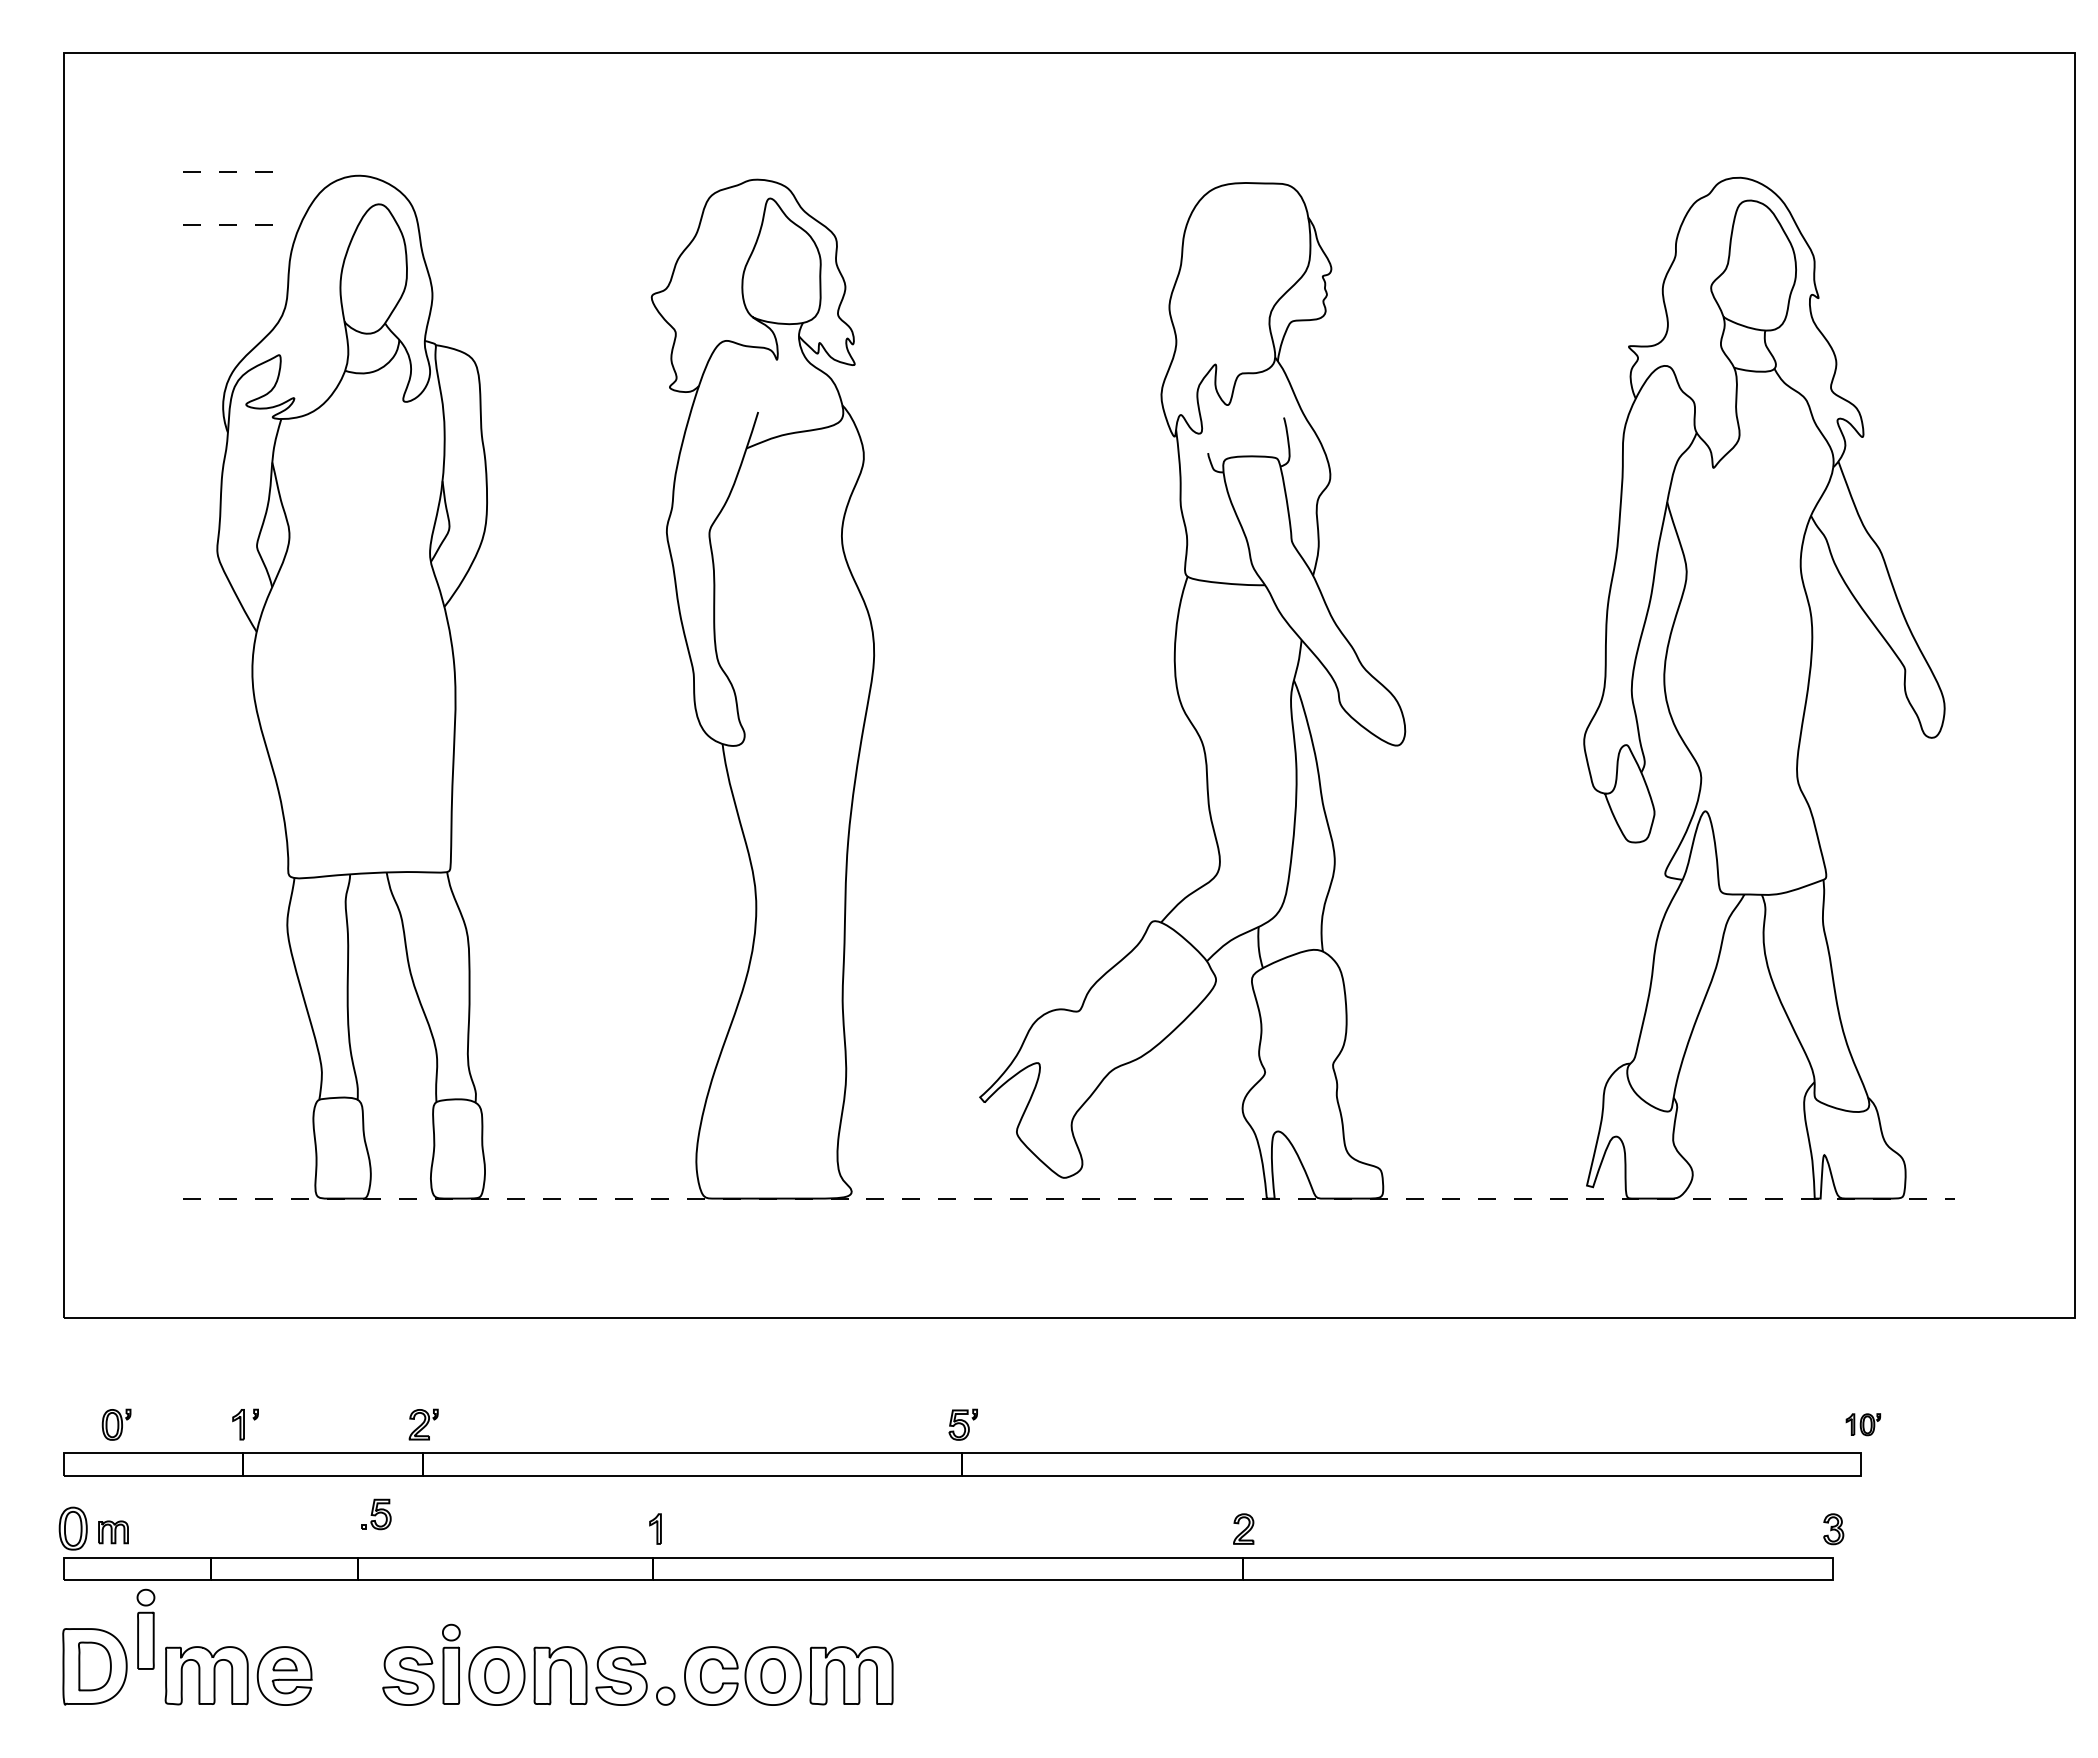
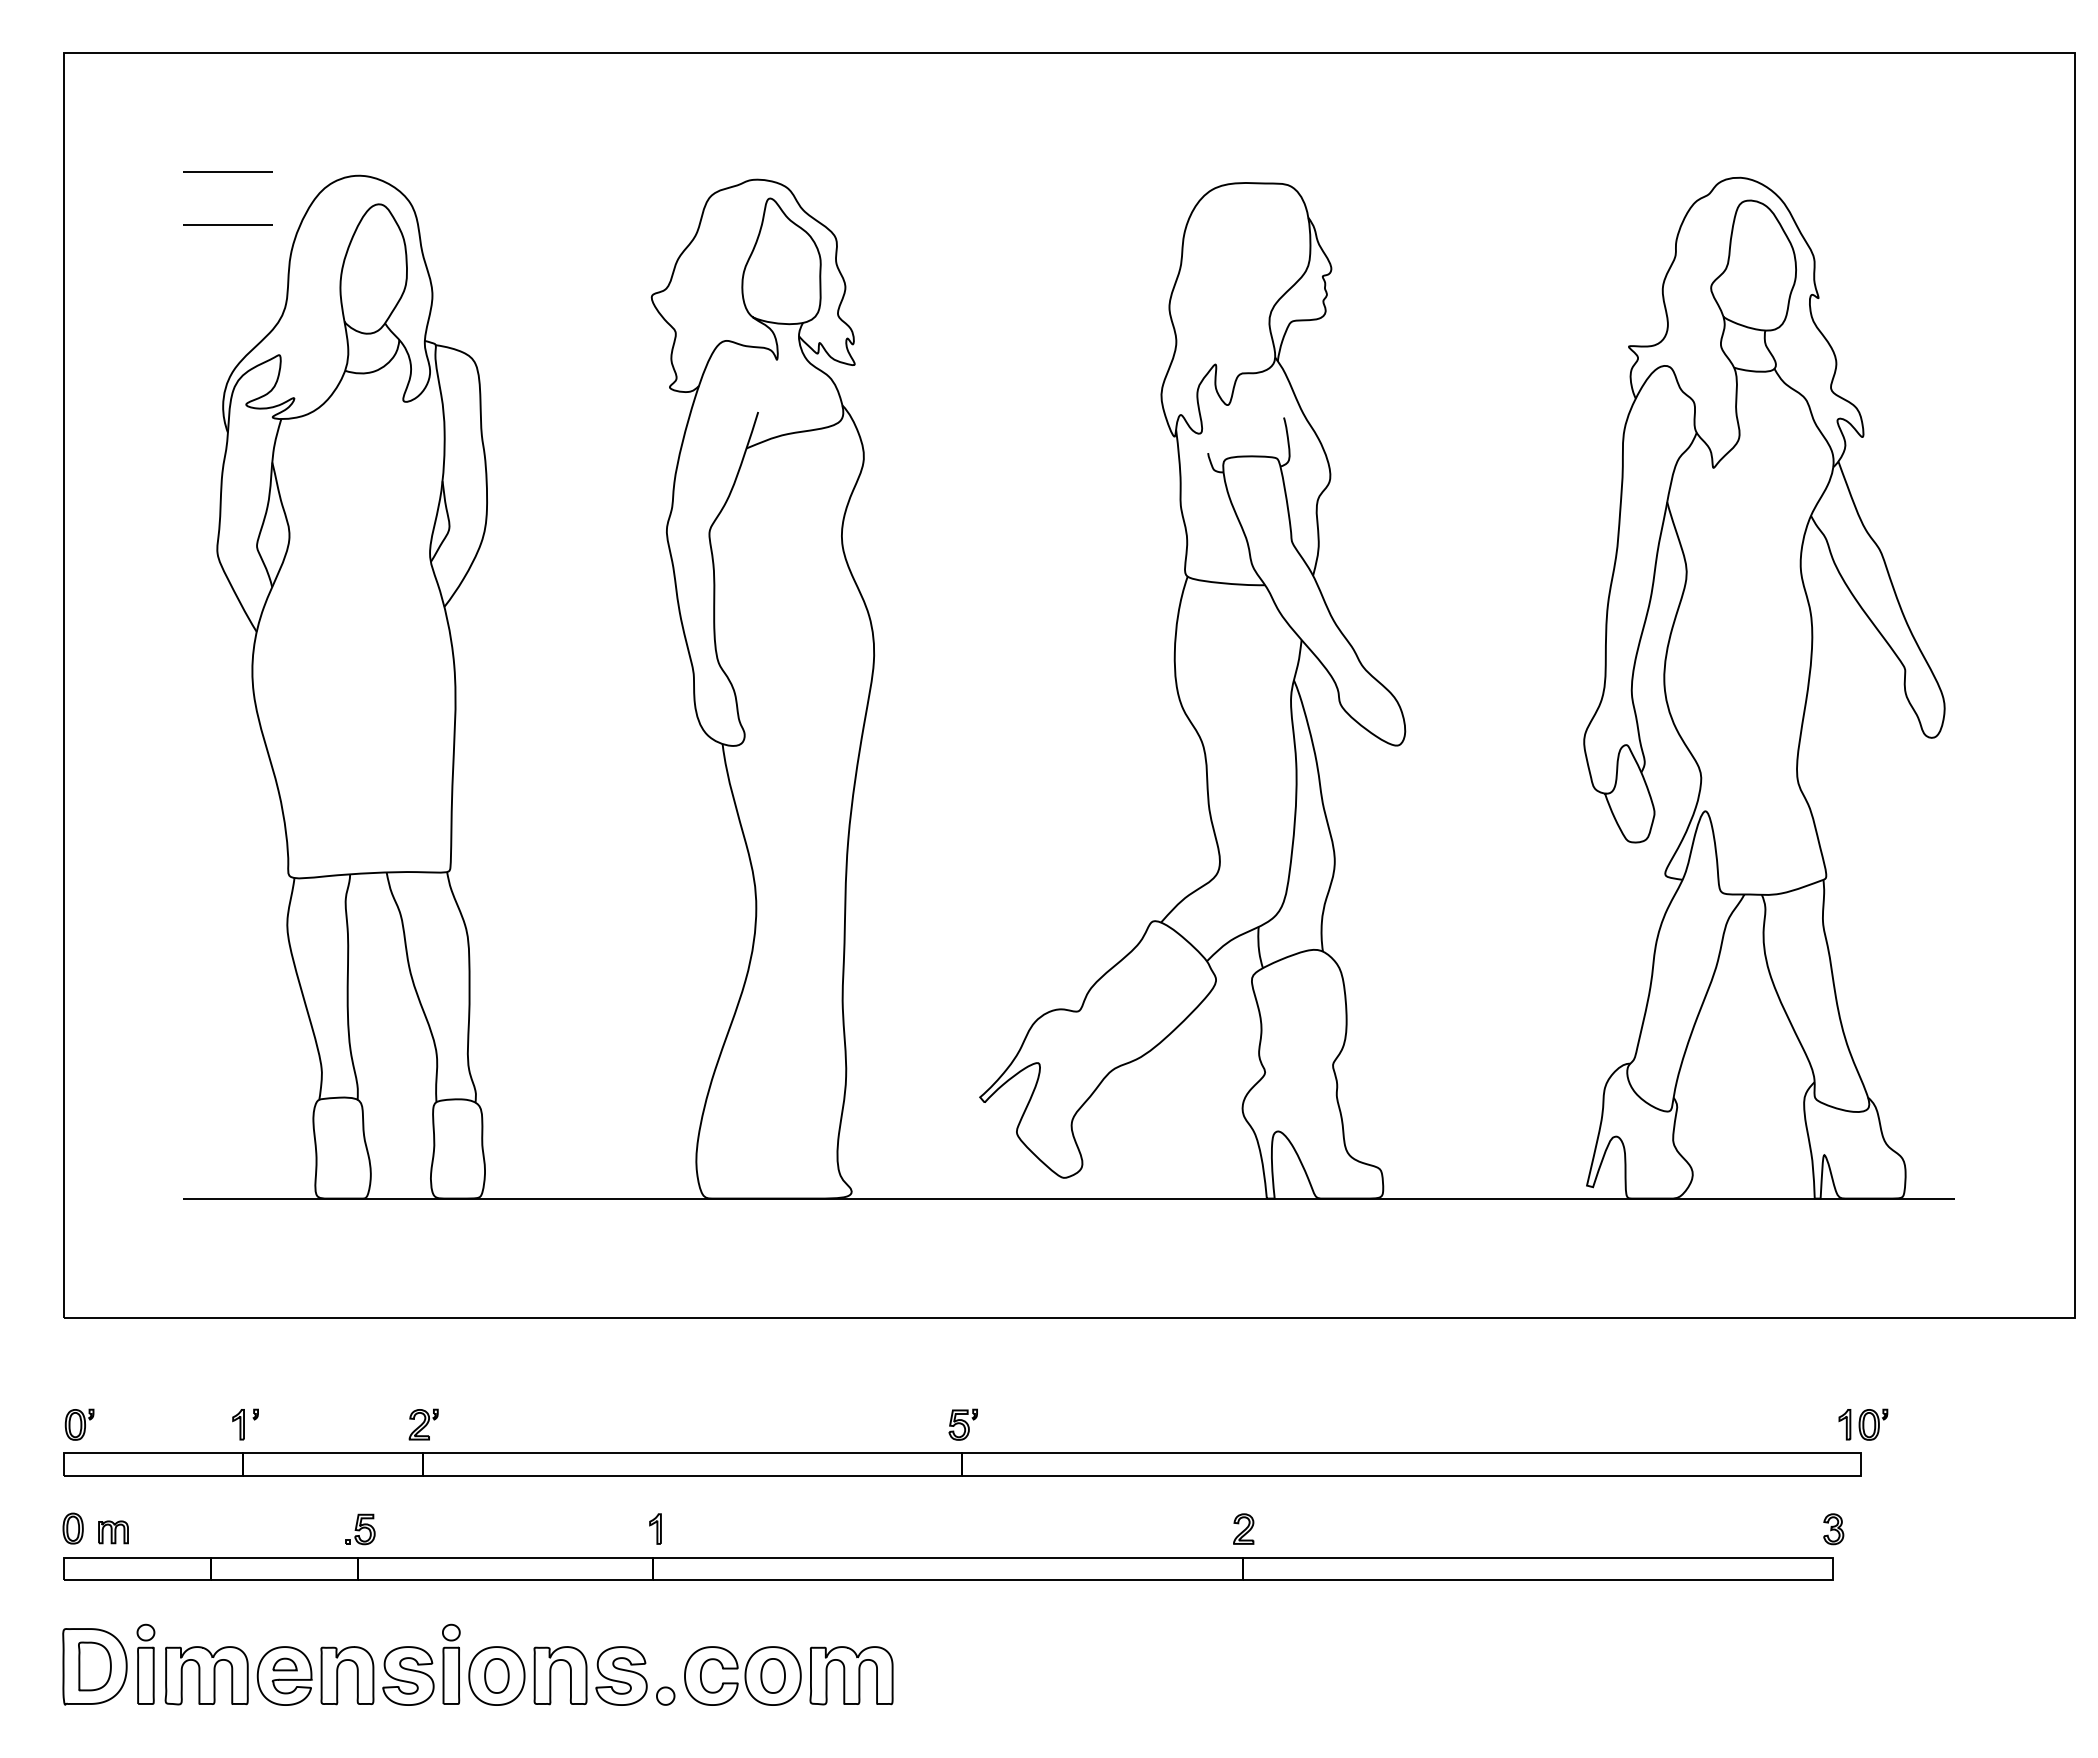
line: dashed -> solid (228, 172)
line: dashed -> solid (228, 224)
line: dashed -> solid (1069, 1198)
part position: (116, 1424) -> (79, 1424) (79, 1424)
part size: 37x24 px -> 51x33 px (1863, 1424)
part position: (376, 1514) -> (360, 1529) (360, 1529)
part size: 30x45 px -> 22x33 px (72, 1528)
part position: (145, 1628) -> (145, 1663) (145, 1663)
part: none -> present (338, 1675)
